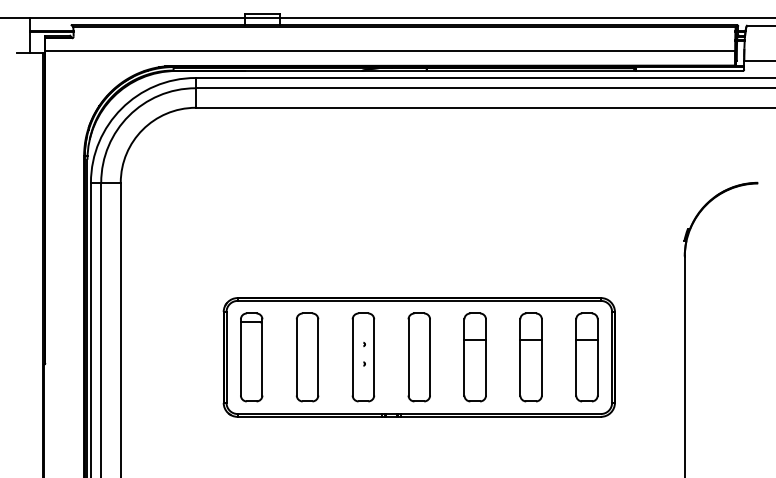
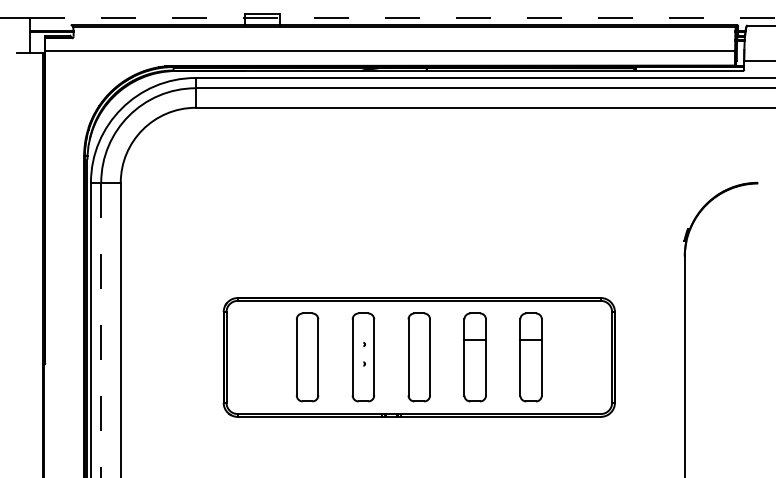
line: solid -> dashed (402, 18)
line: solid -> dashed (101, 330)
part: present -> none (251, 357)
part: present -> none (586, 357)
